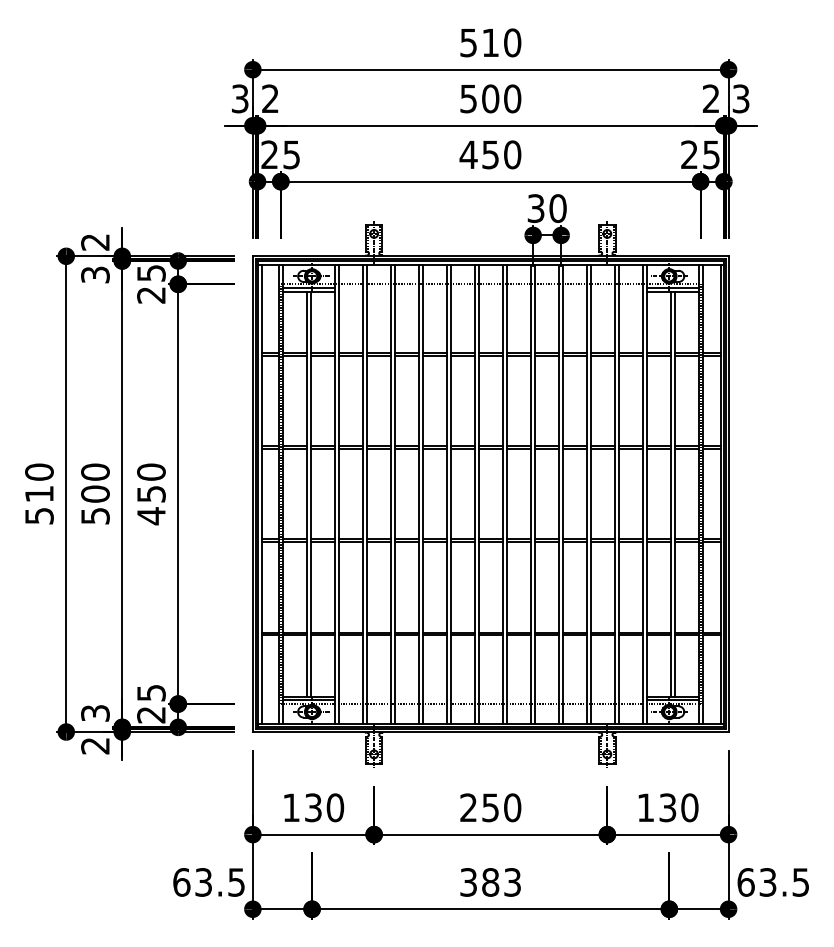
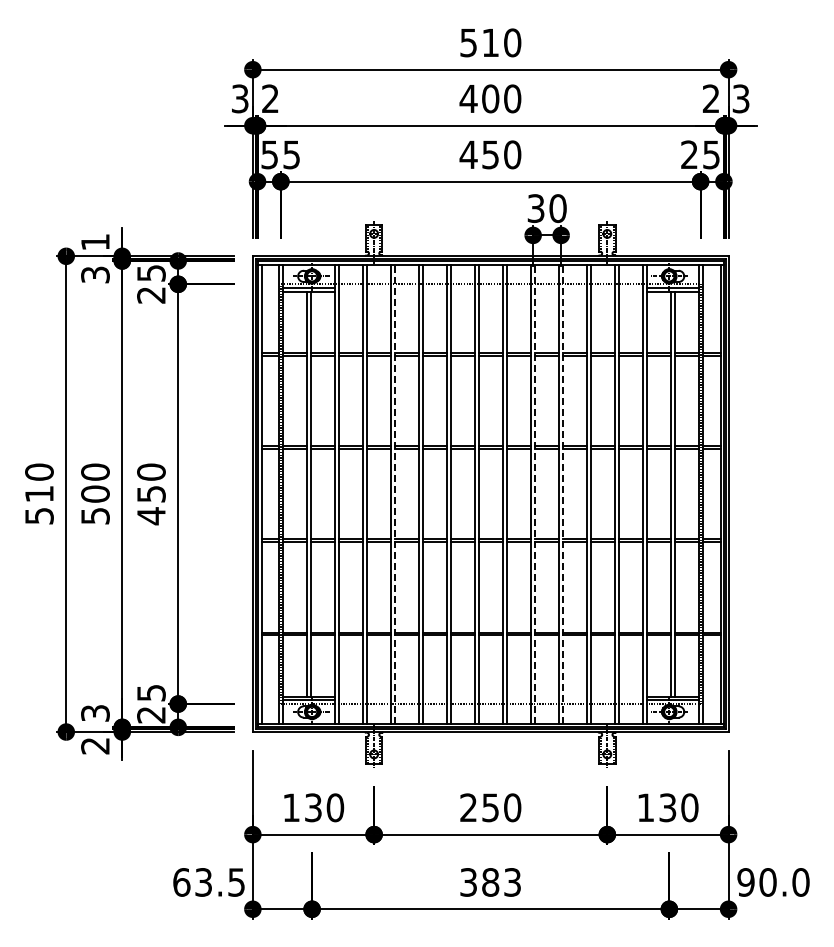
text: 500 -> 400 (468, 99)
text: 25 -> 55 (269, 154)
text: 2 -> 1 (95, 242)
line: solid -> dashed (395, 493)
line: solid -> dashed (535, 493)
line: solid -> dashed (563, 493)
text: 63.5 -> 90.0 (773, 882)
